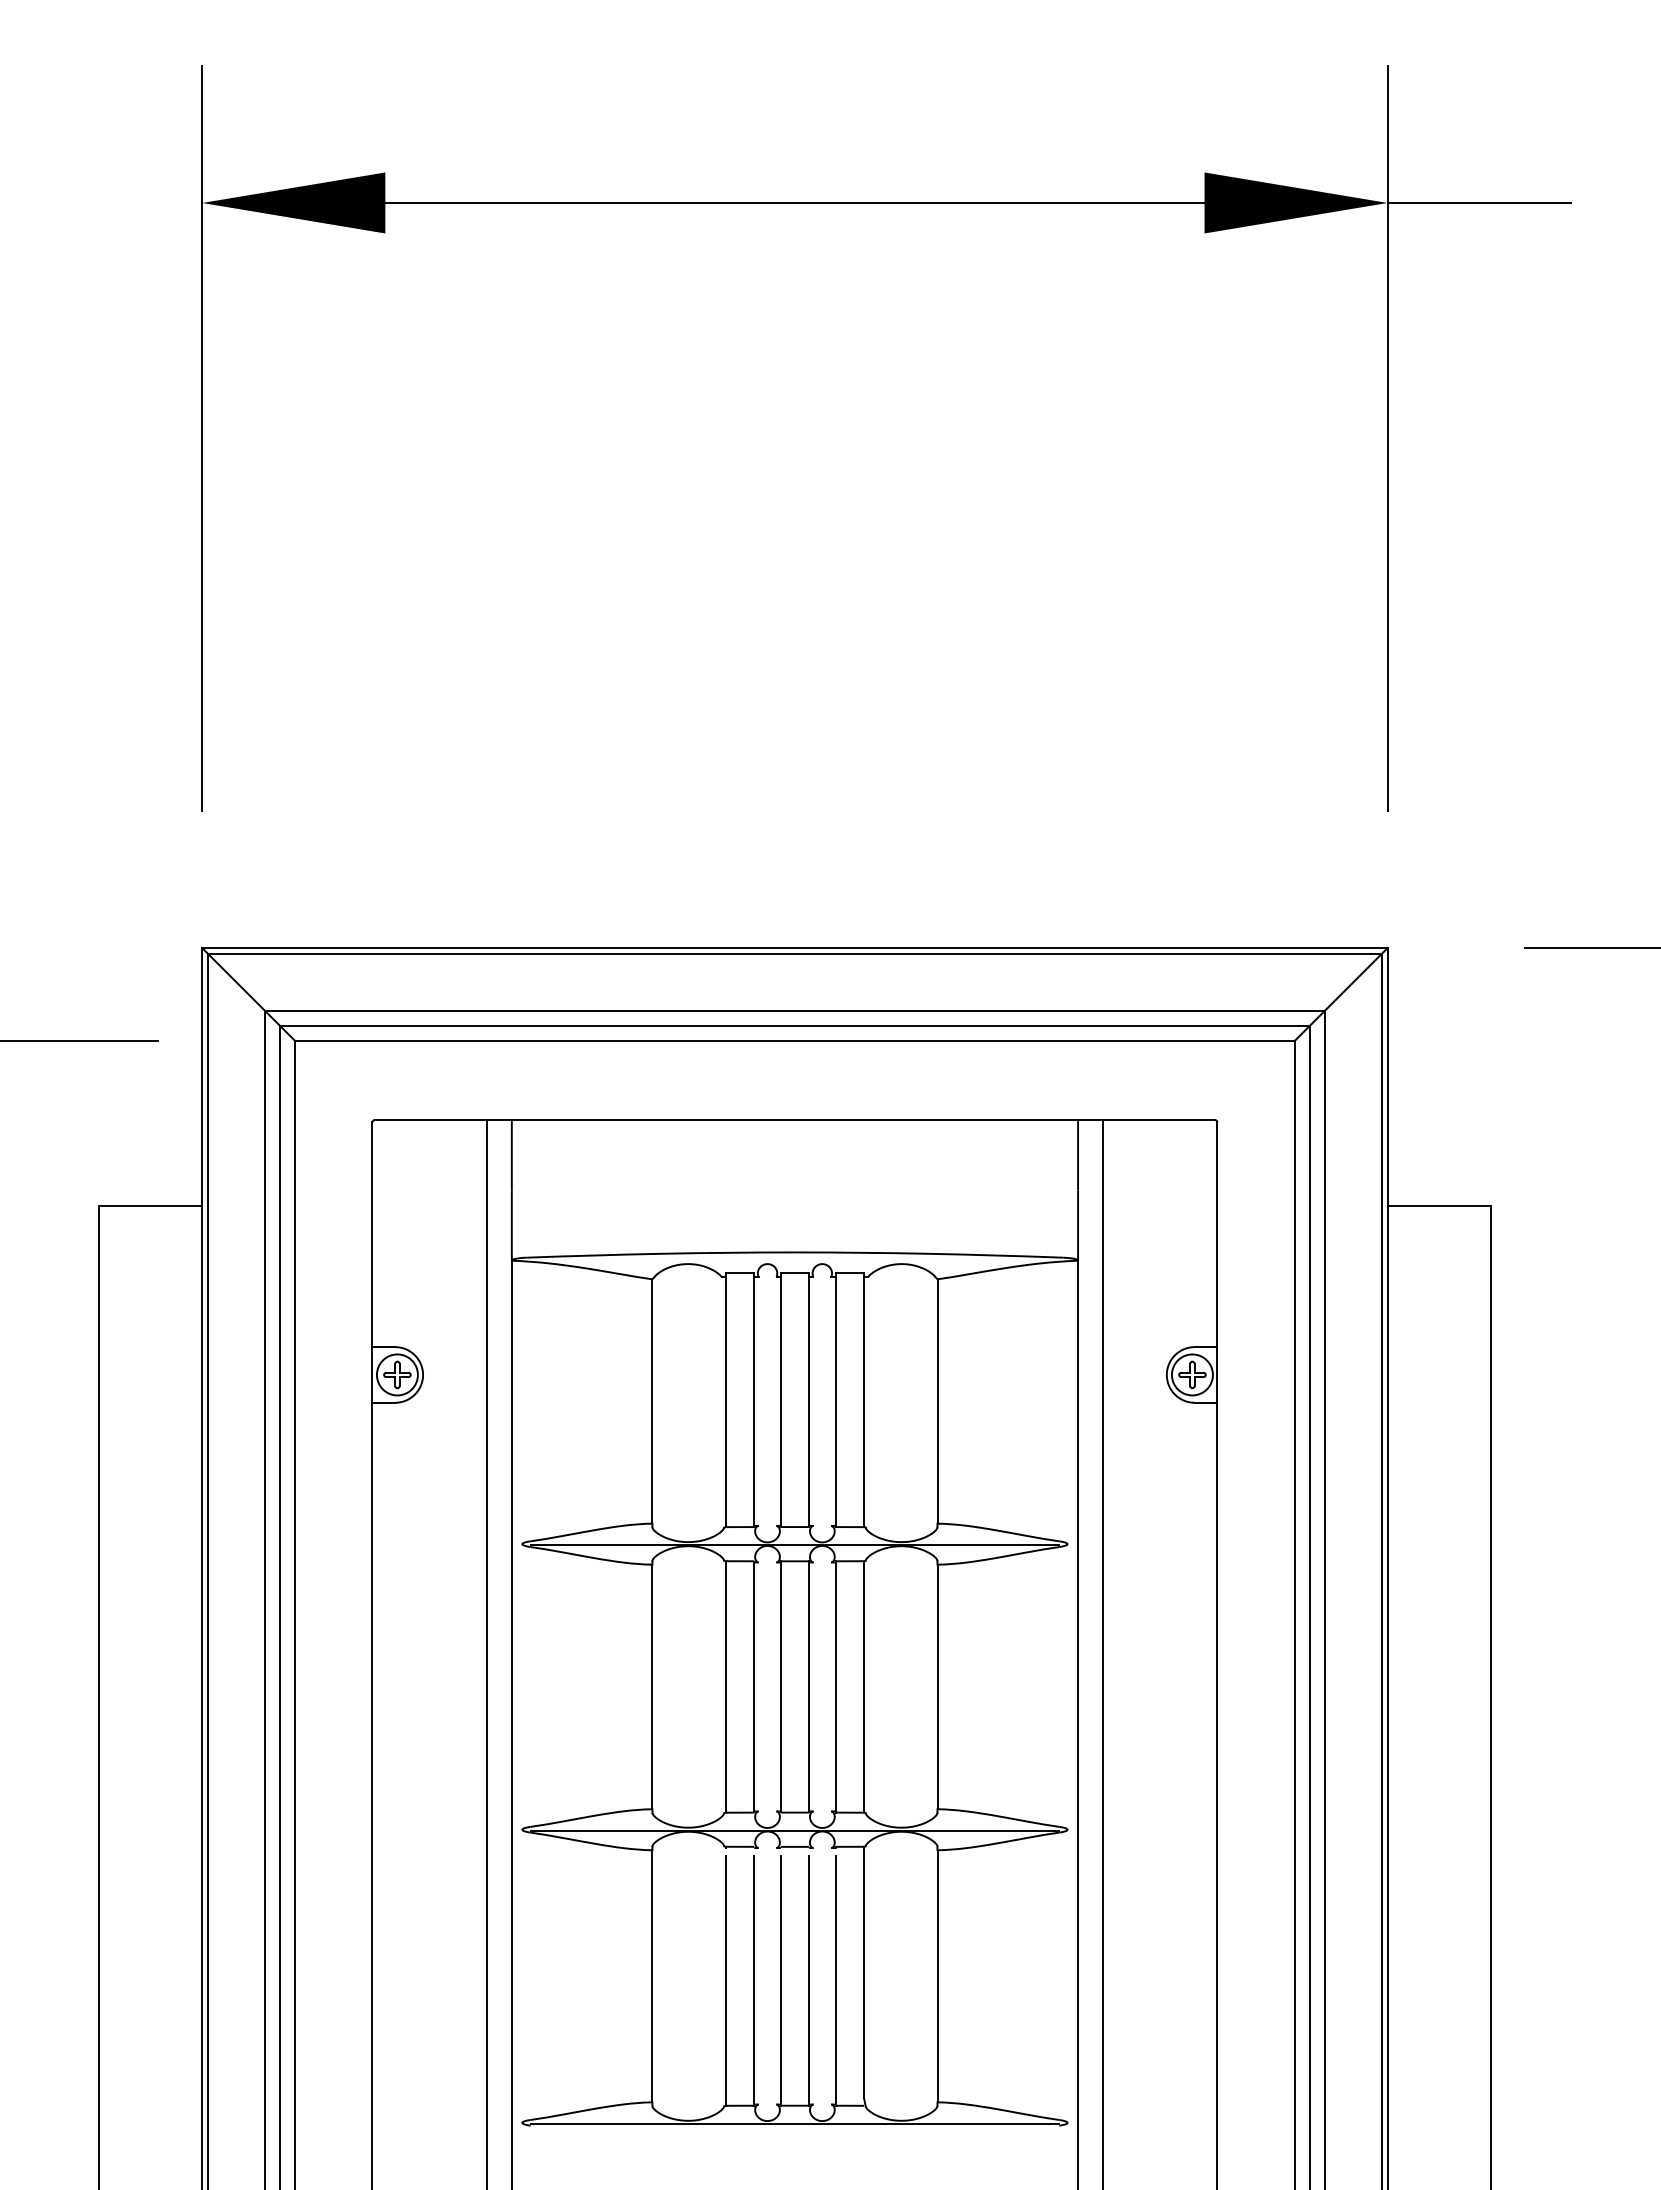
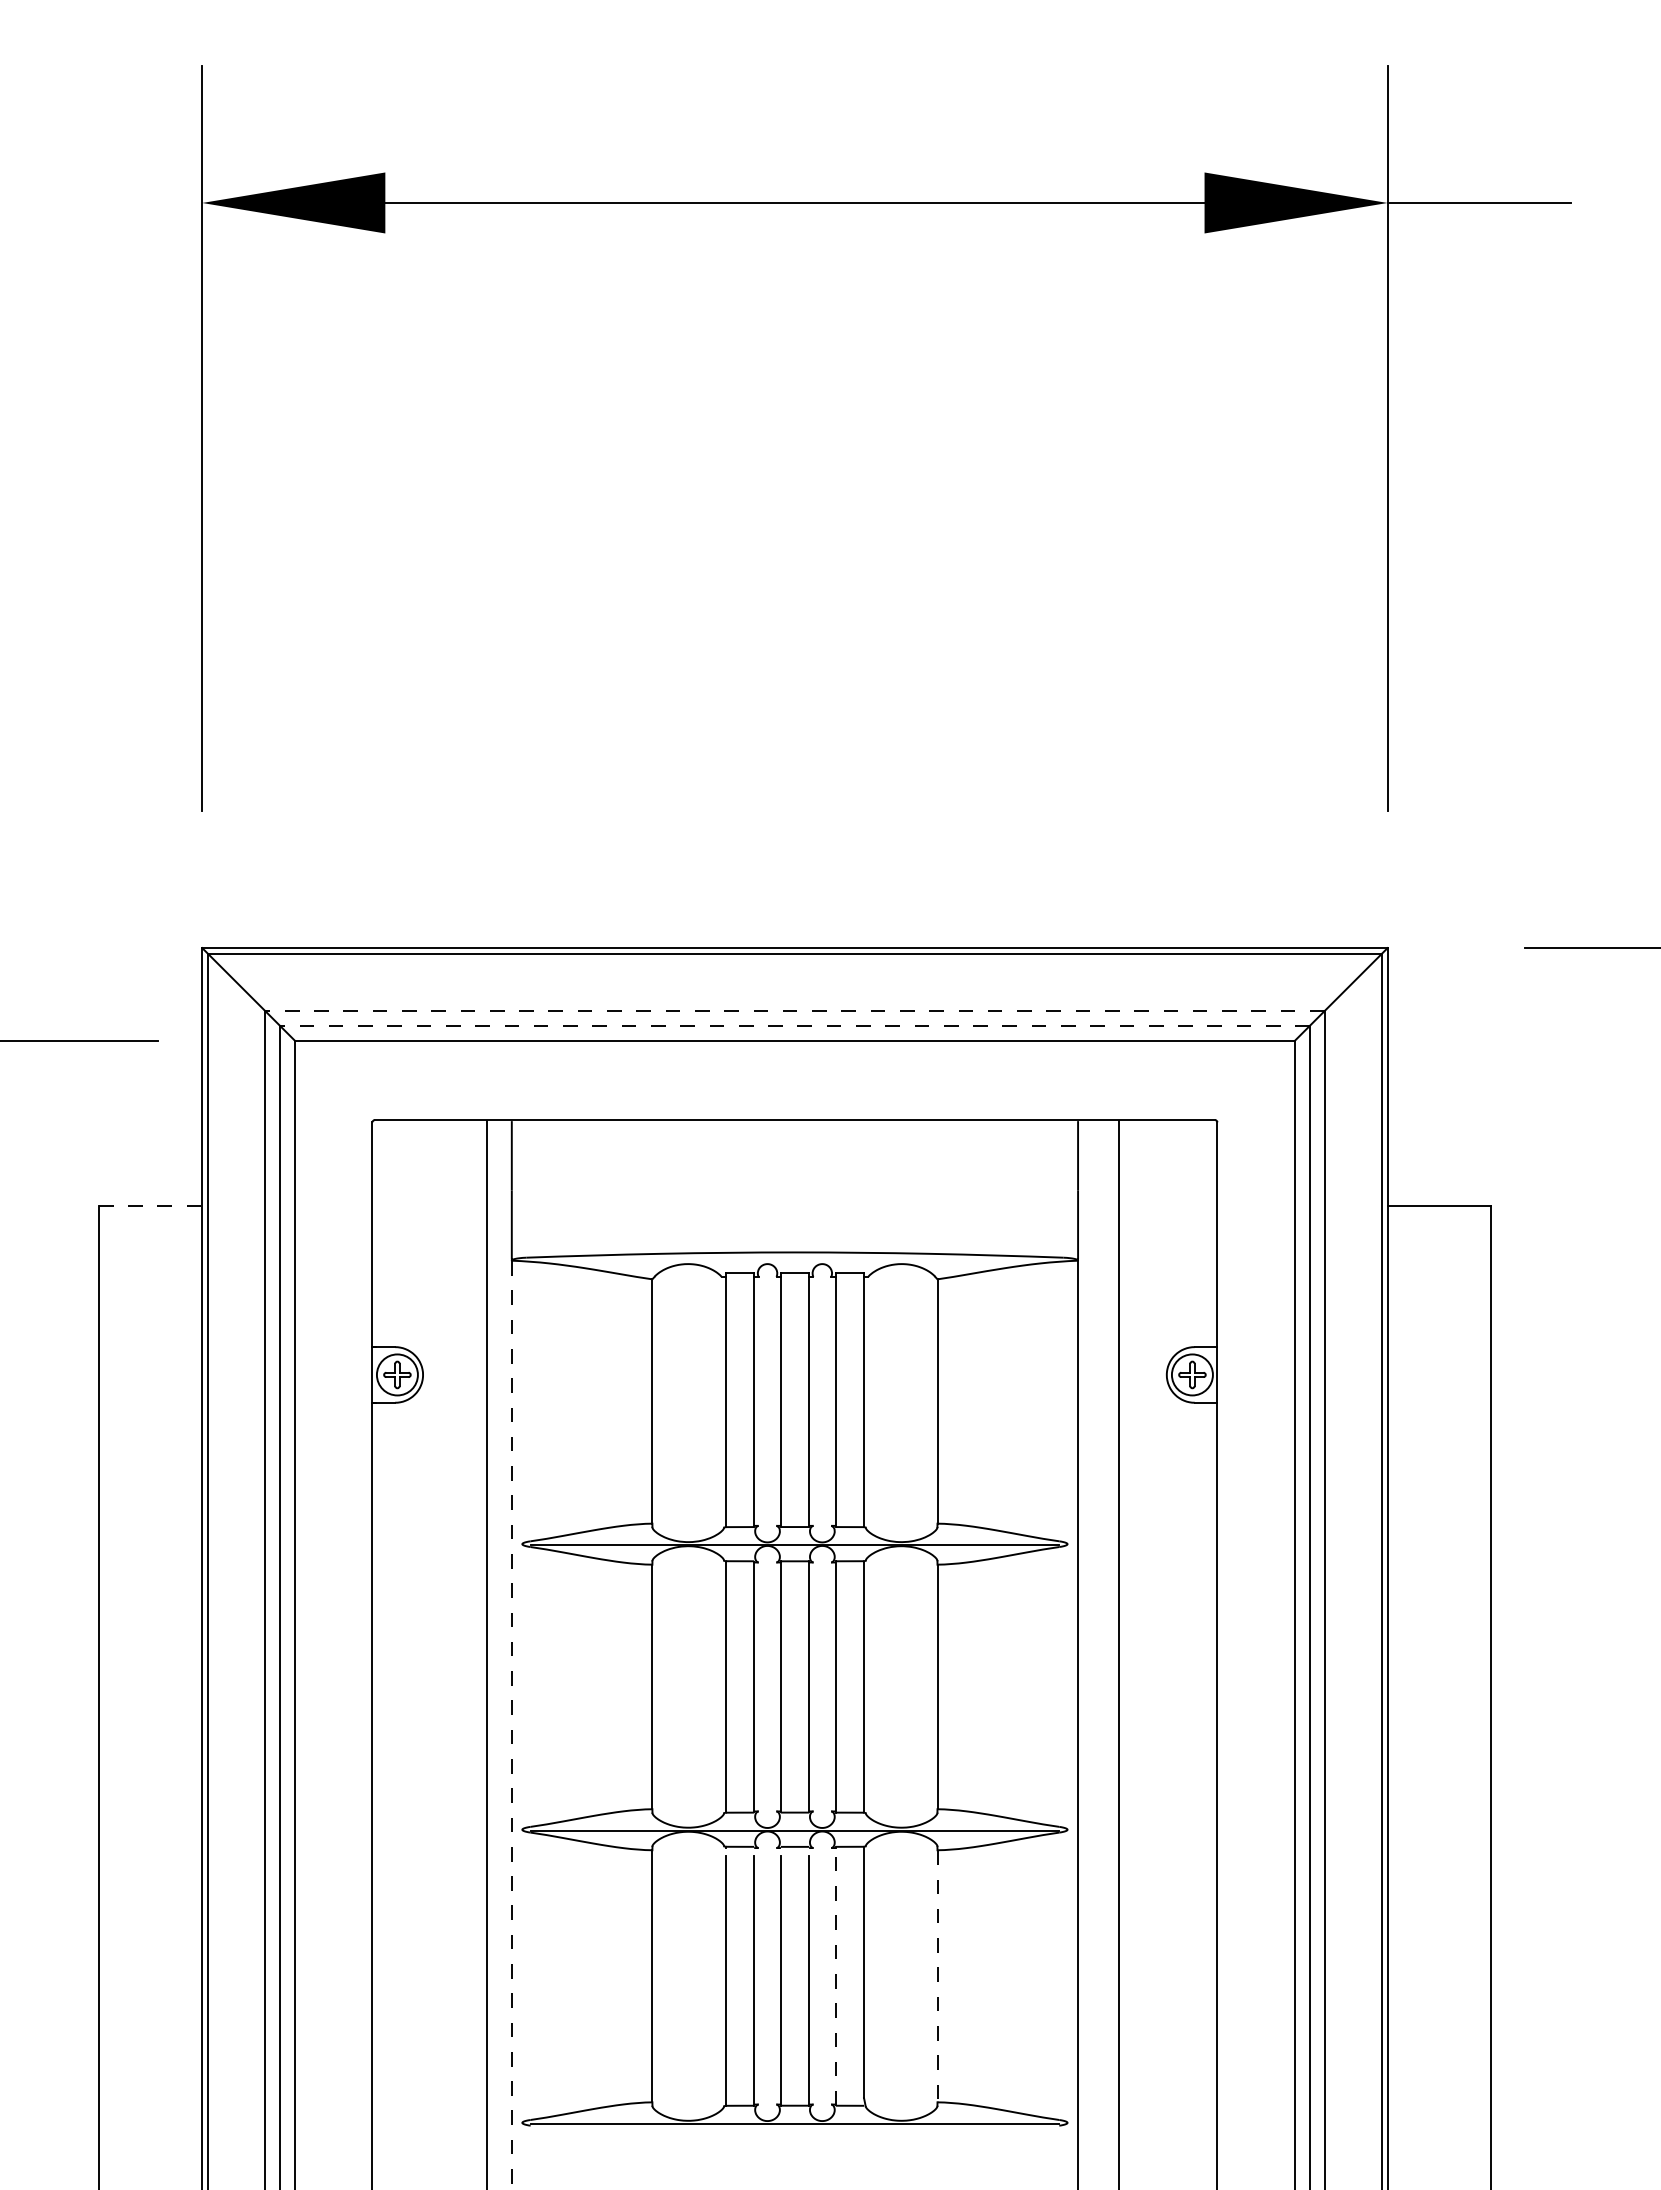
line: solid -> dashed (794, 1011)
line: solid -> dashed (794, 1025)
line: solid -> dashed (150, 1205)
line position: (1103, 1653) -> (1119, 1653) (1119, 1653)
line: solid -> dashed (511, 1725)
line: solid -> dashed (937, 1976)
line: solid -> dashed (835, 1980)
